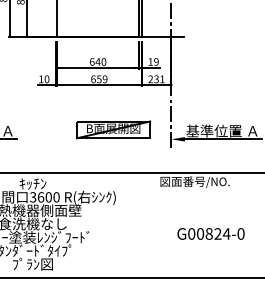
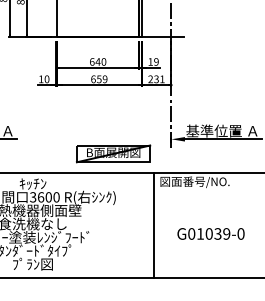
part position: (113, 129) -> (113, 153) (113, 153)
line: none -> present (154, 225)
text: G00824-0 -> G01039-0 (213, 233)
